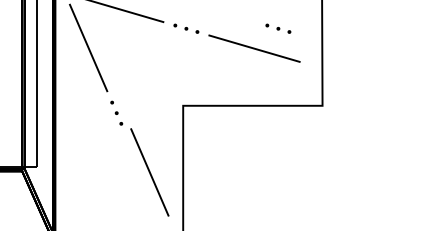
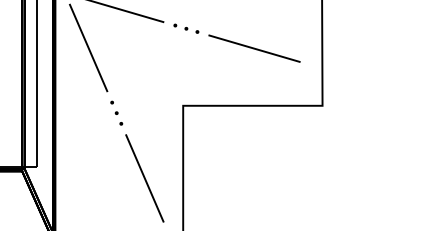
part: present -> none (278, 28)
line position: (149, 172) -> (144, 178) (144, 178)
